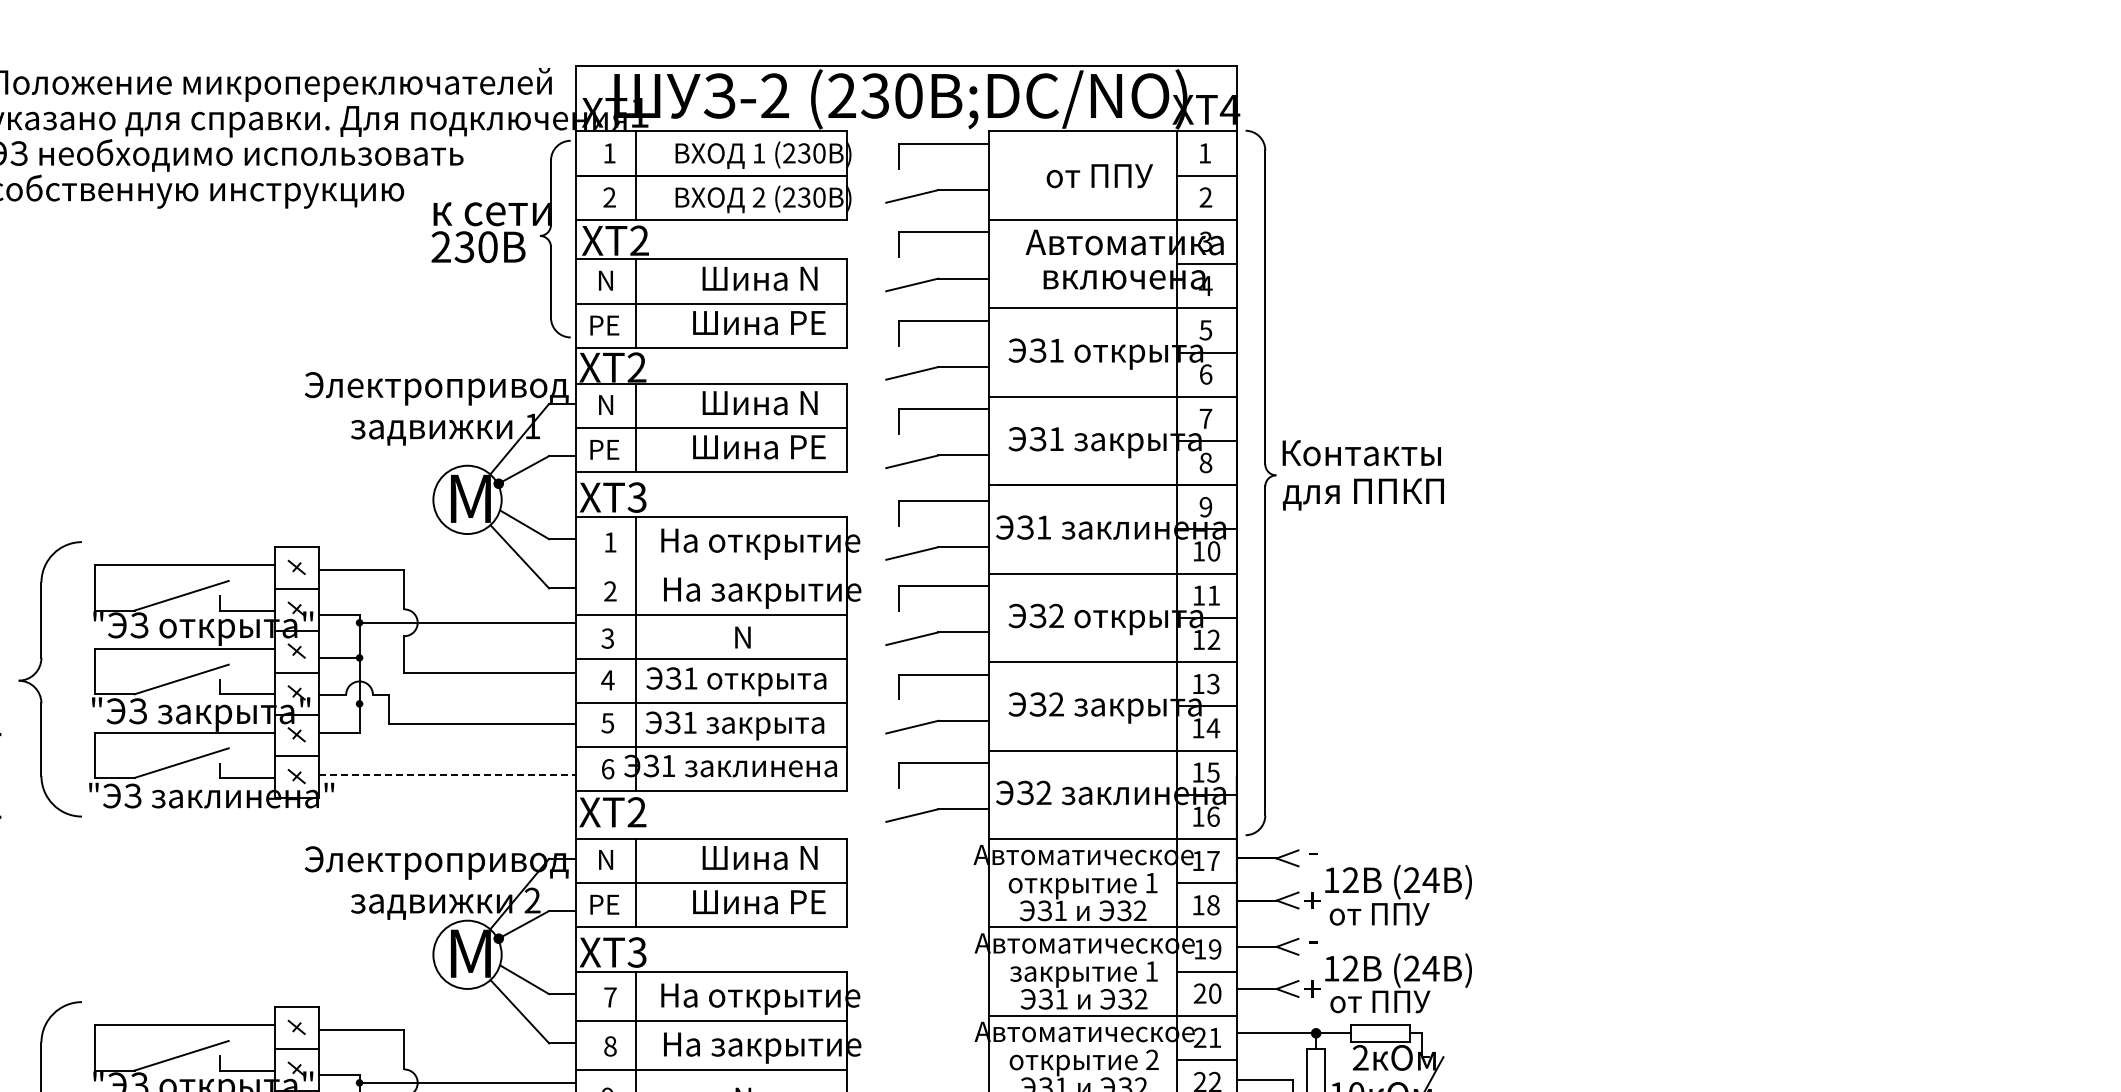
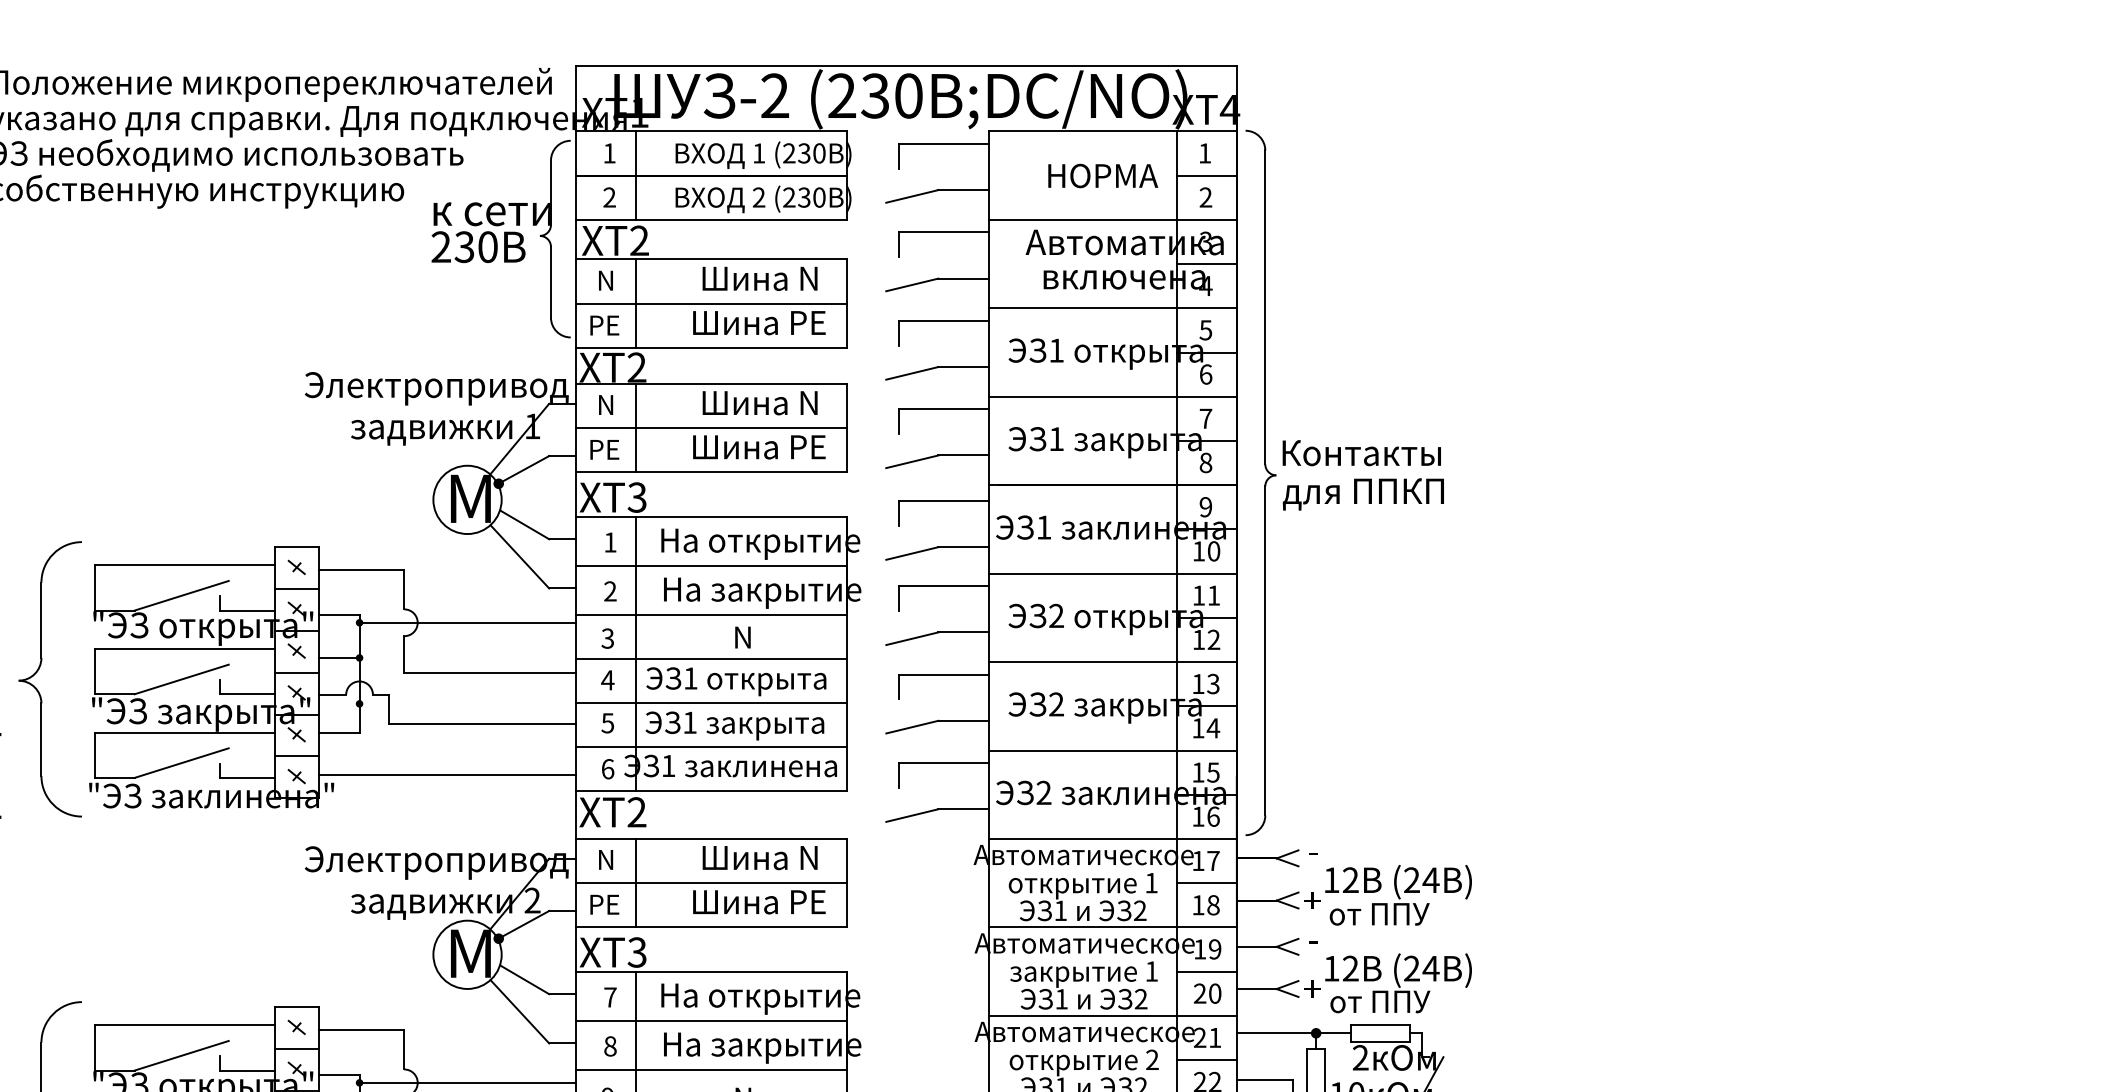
text: от ППУ -> НОРМА (1102, 175)
line: none -> present (711, 566)
line: dashed -> solid (447, 774)
